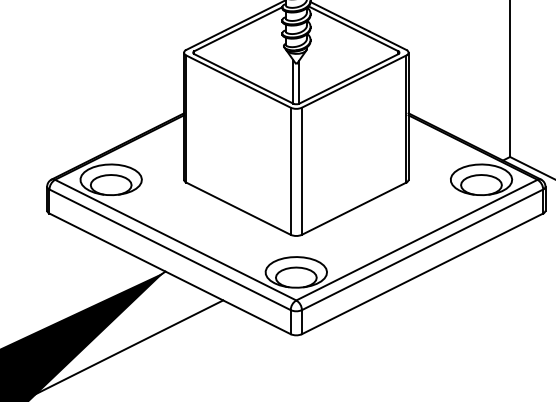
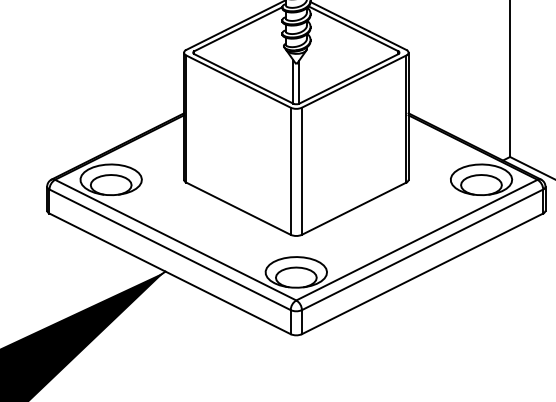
line: present -> none (124, 349)
